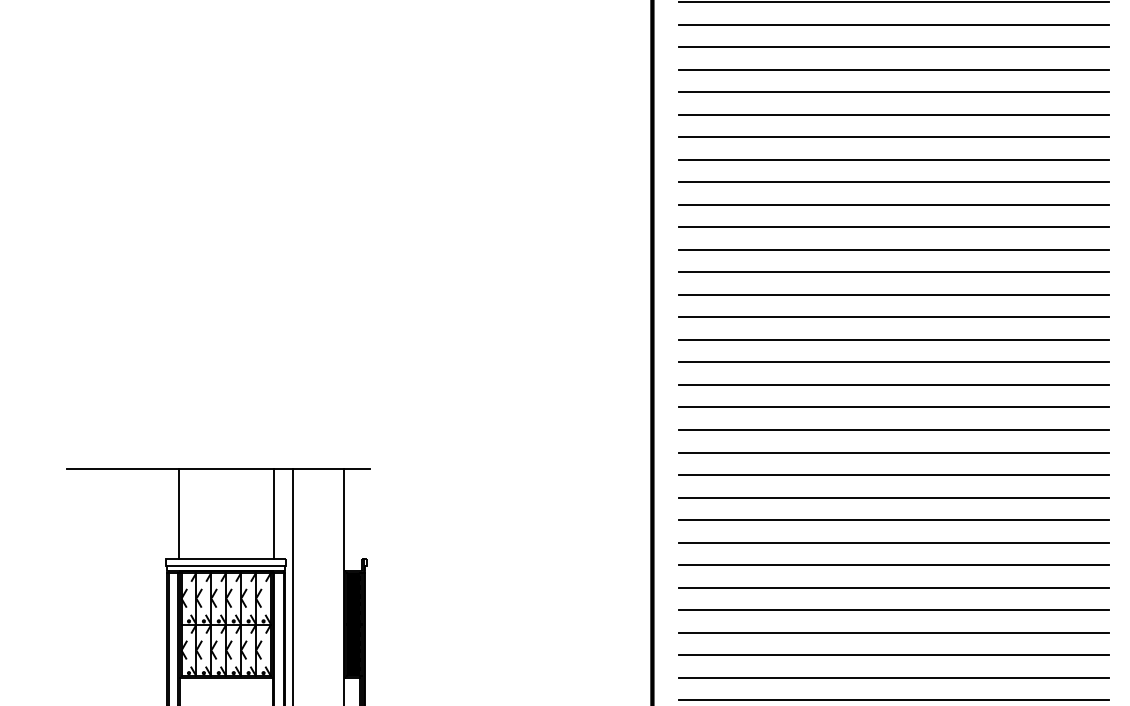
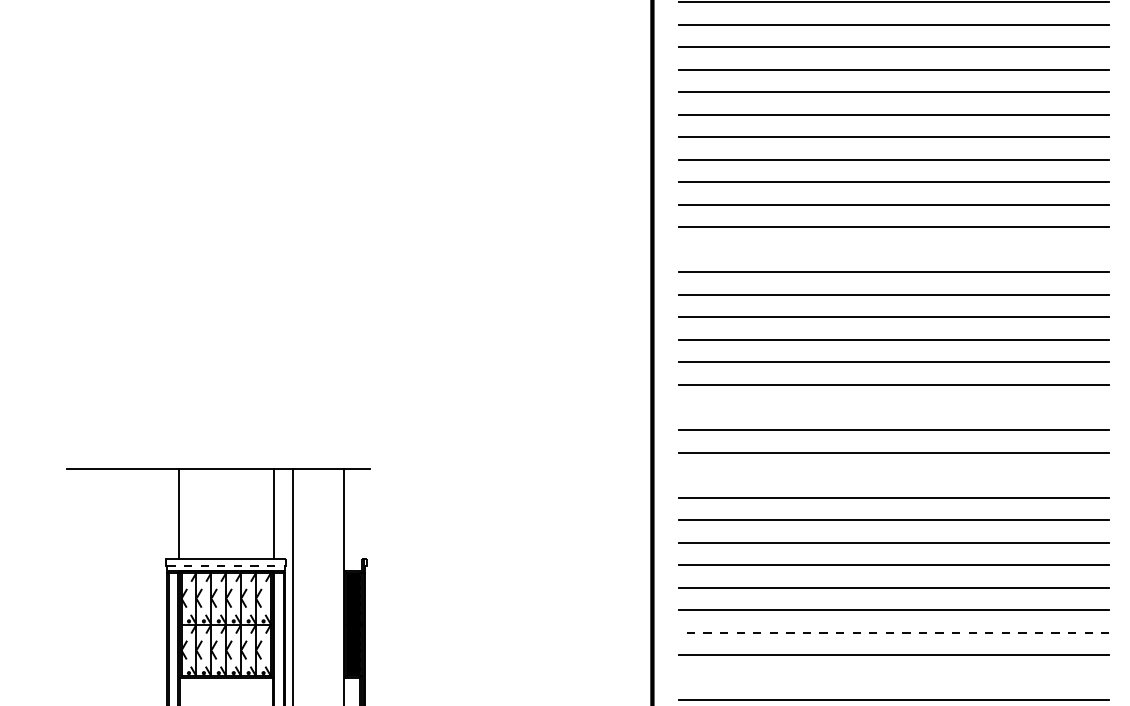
line: present -> none (893, 249)
line: present -> none (893, 407)
line: present -> none (893, 475)
line: solid -> dashed (226, 566)
line: solid -> dashed (893, 632)
line: present -> none (893, 677)
